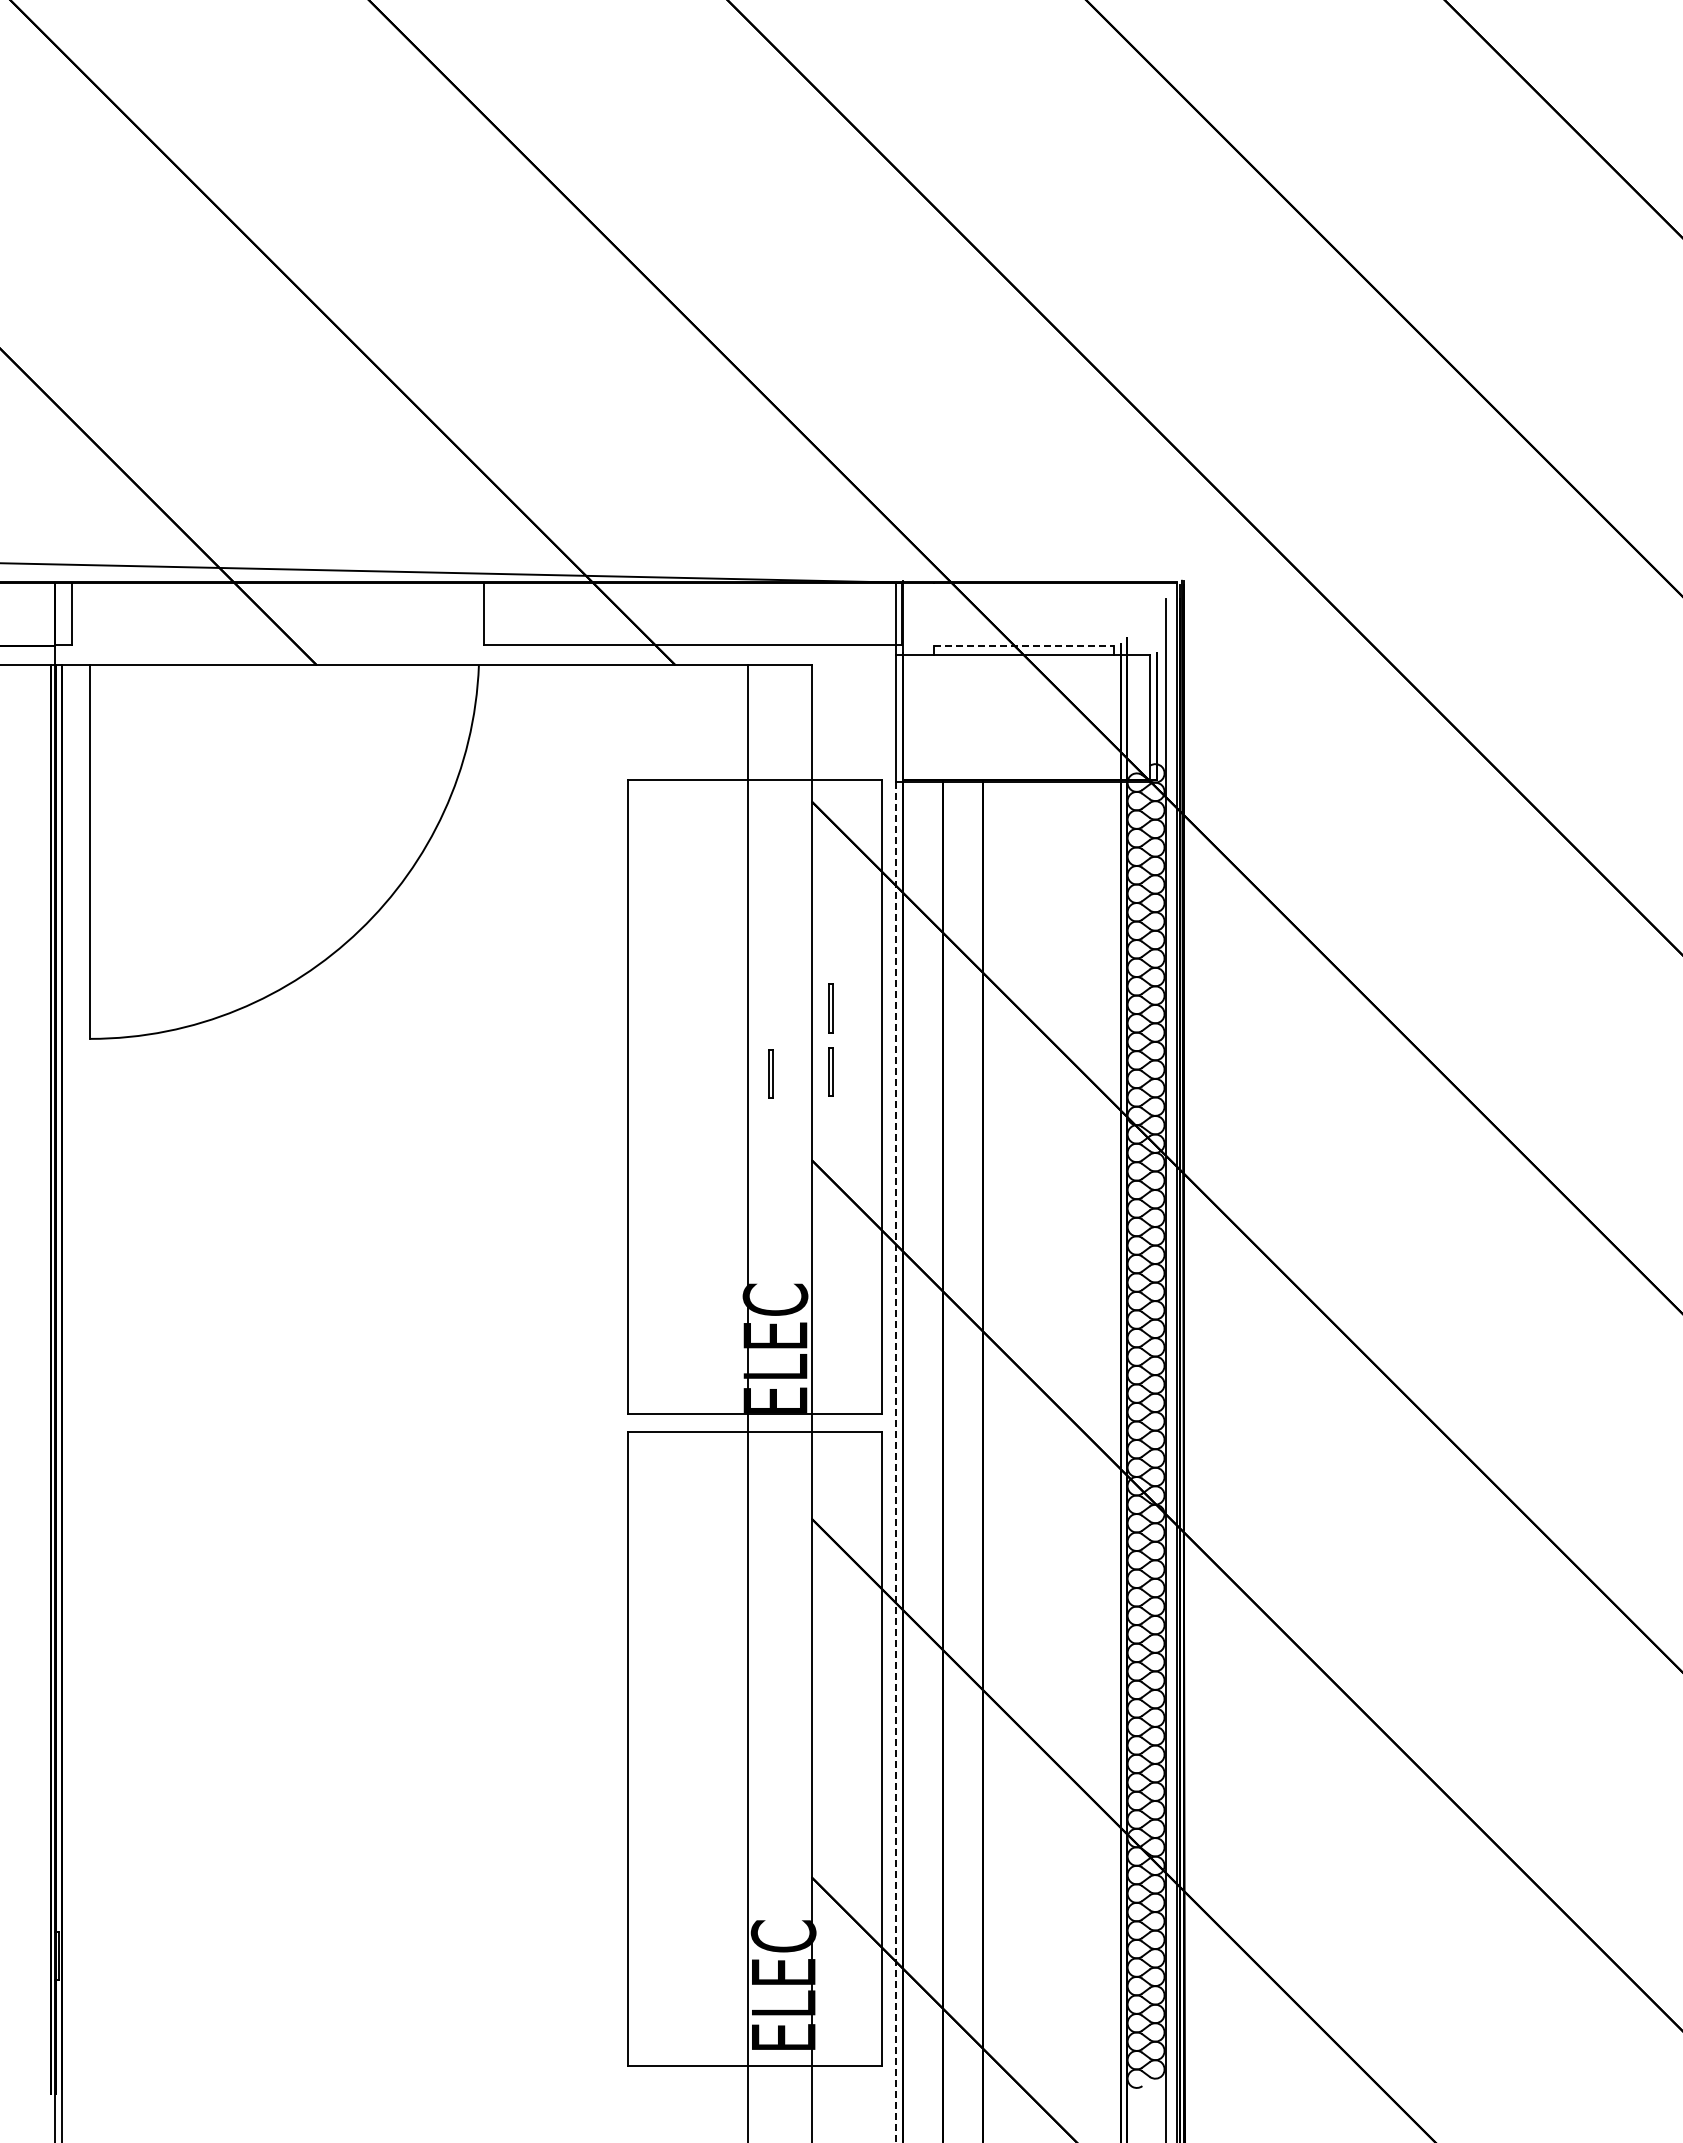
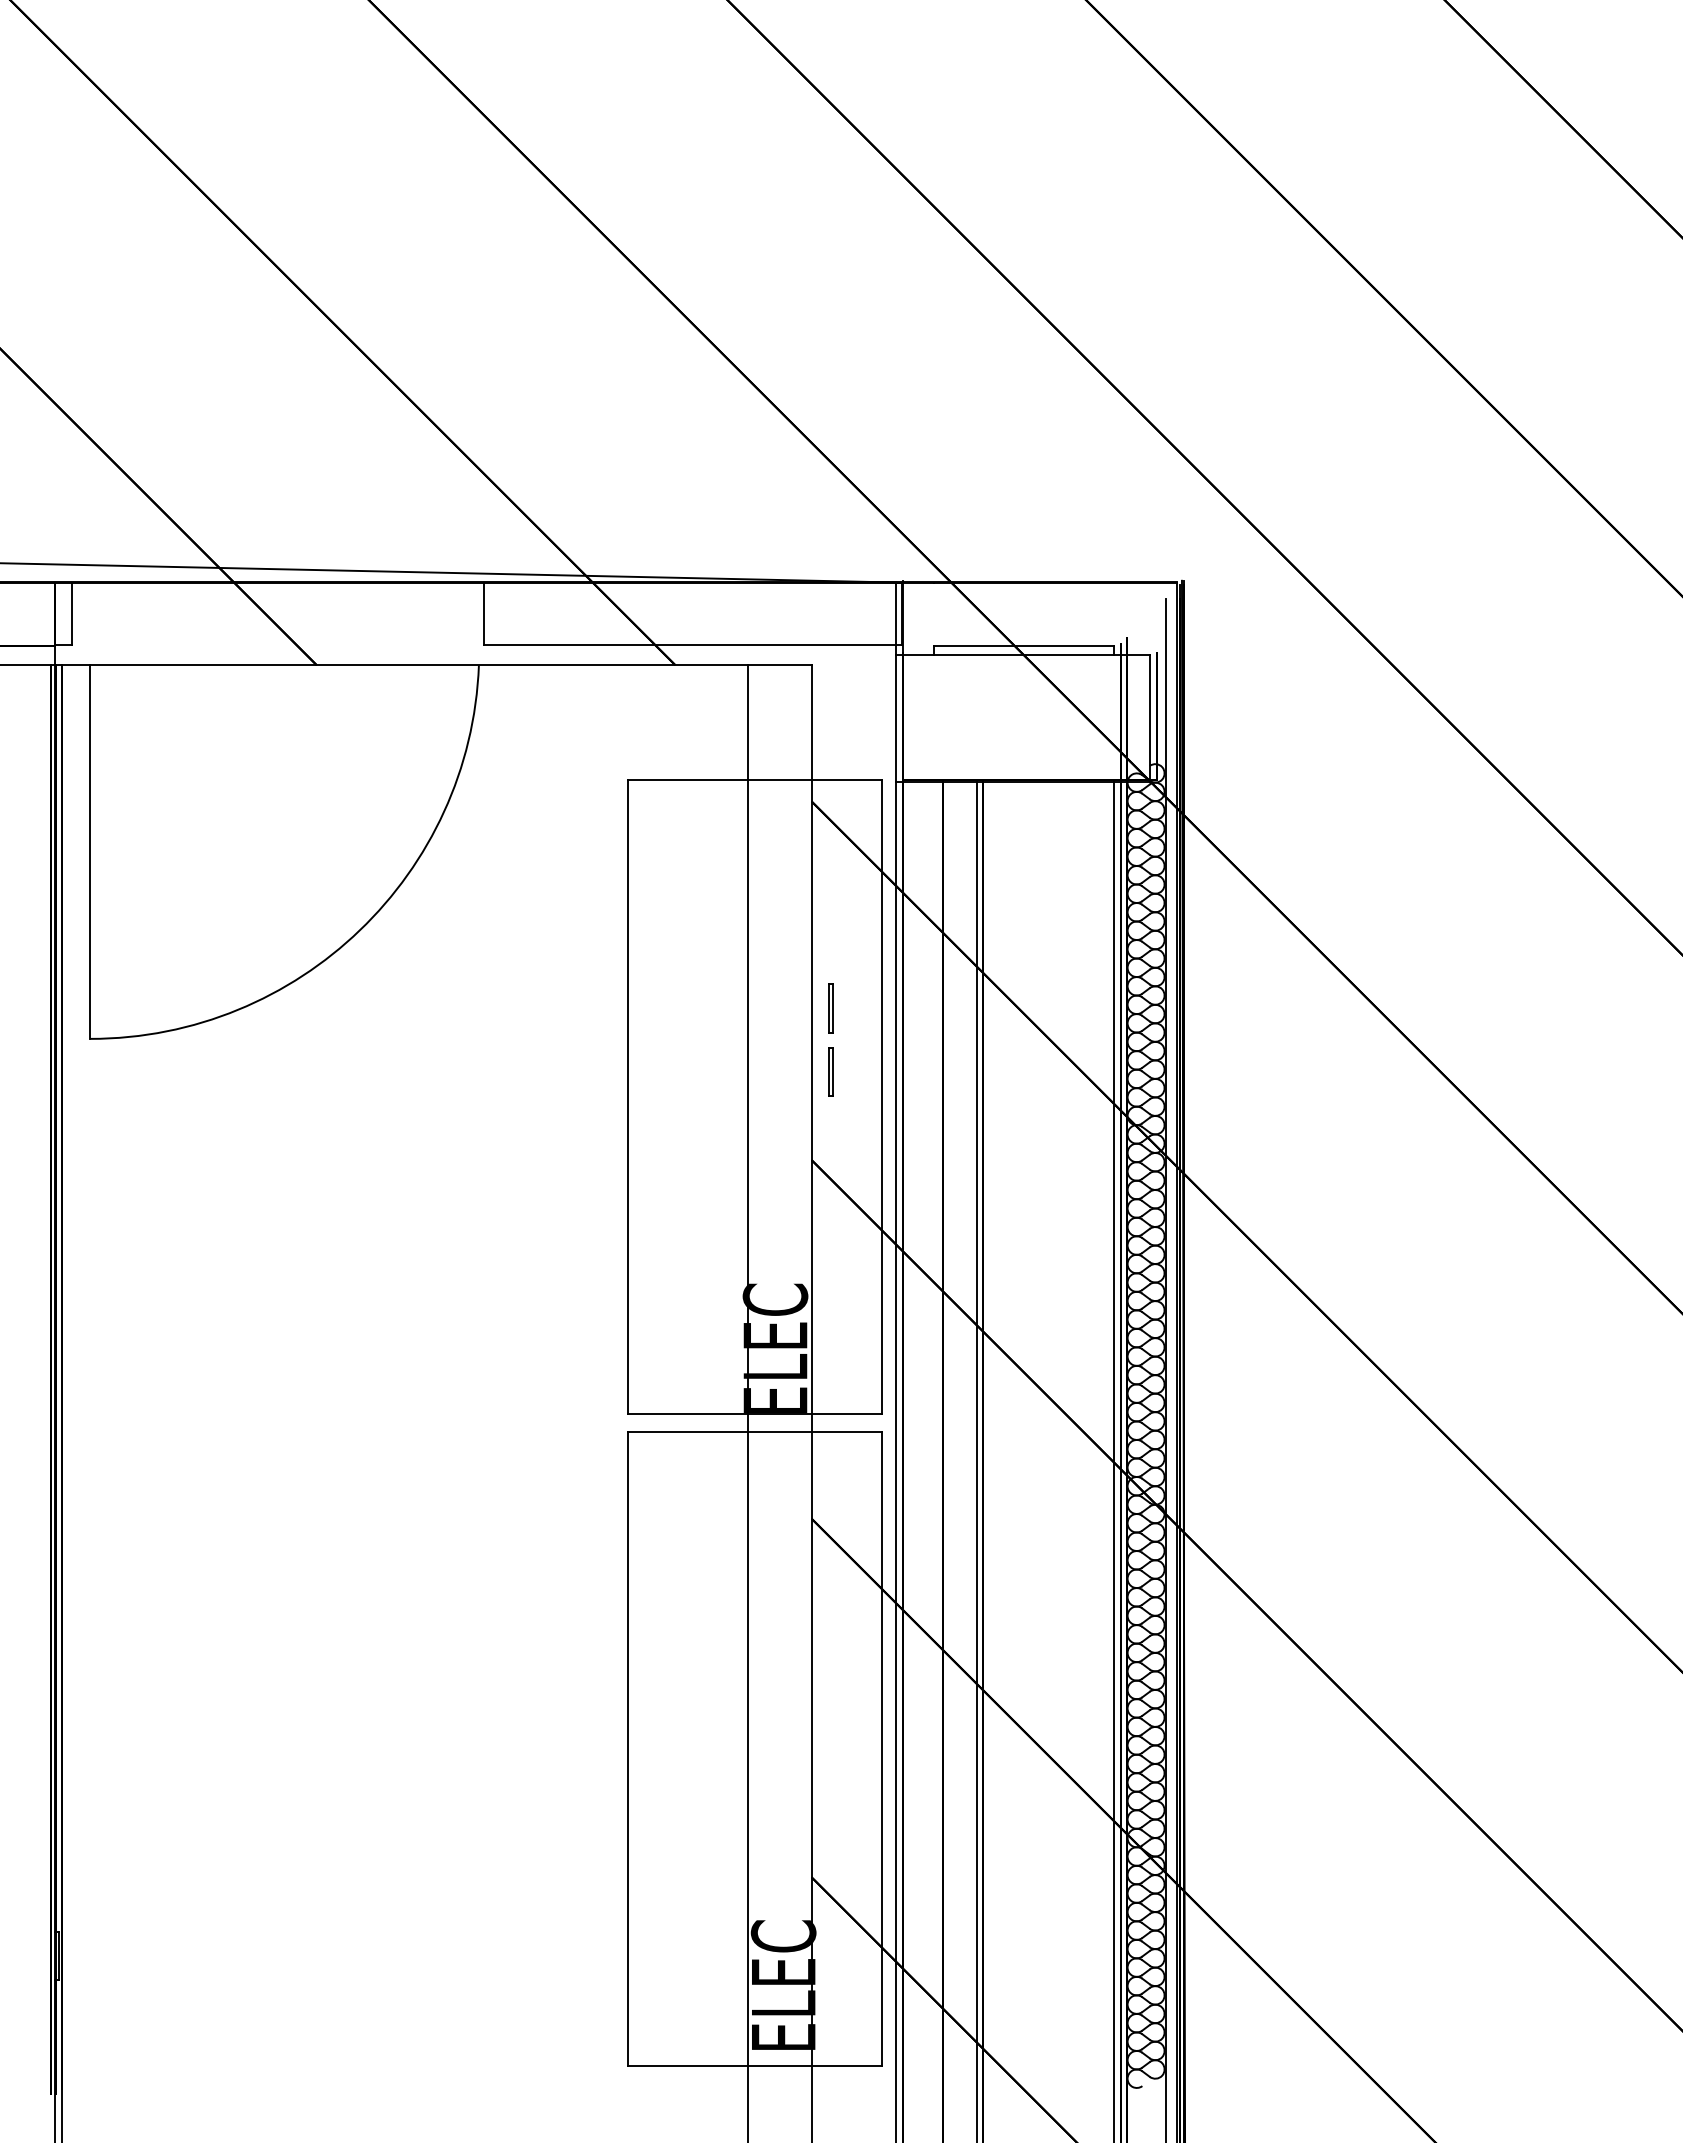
line: dashed -> solid (1024, 645)
part: present -> none (770, 1073)
line: none -> present (976, 1460)
line: none -> present (1114, 1460)
line: dashed -> solid (896, 1462)
